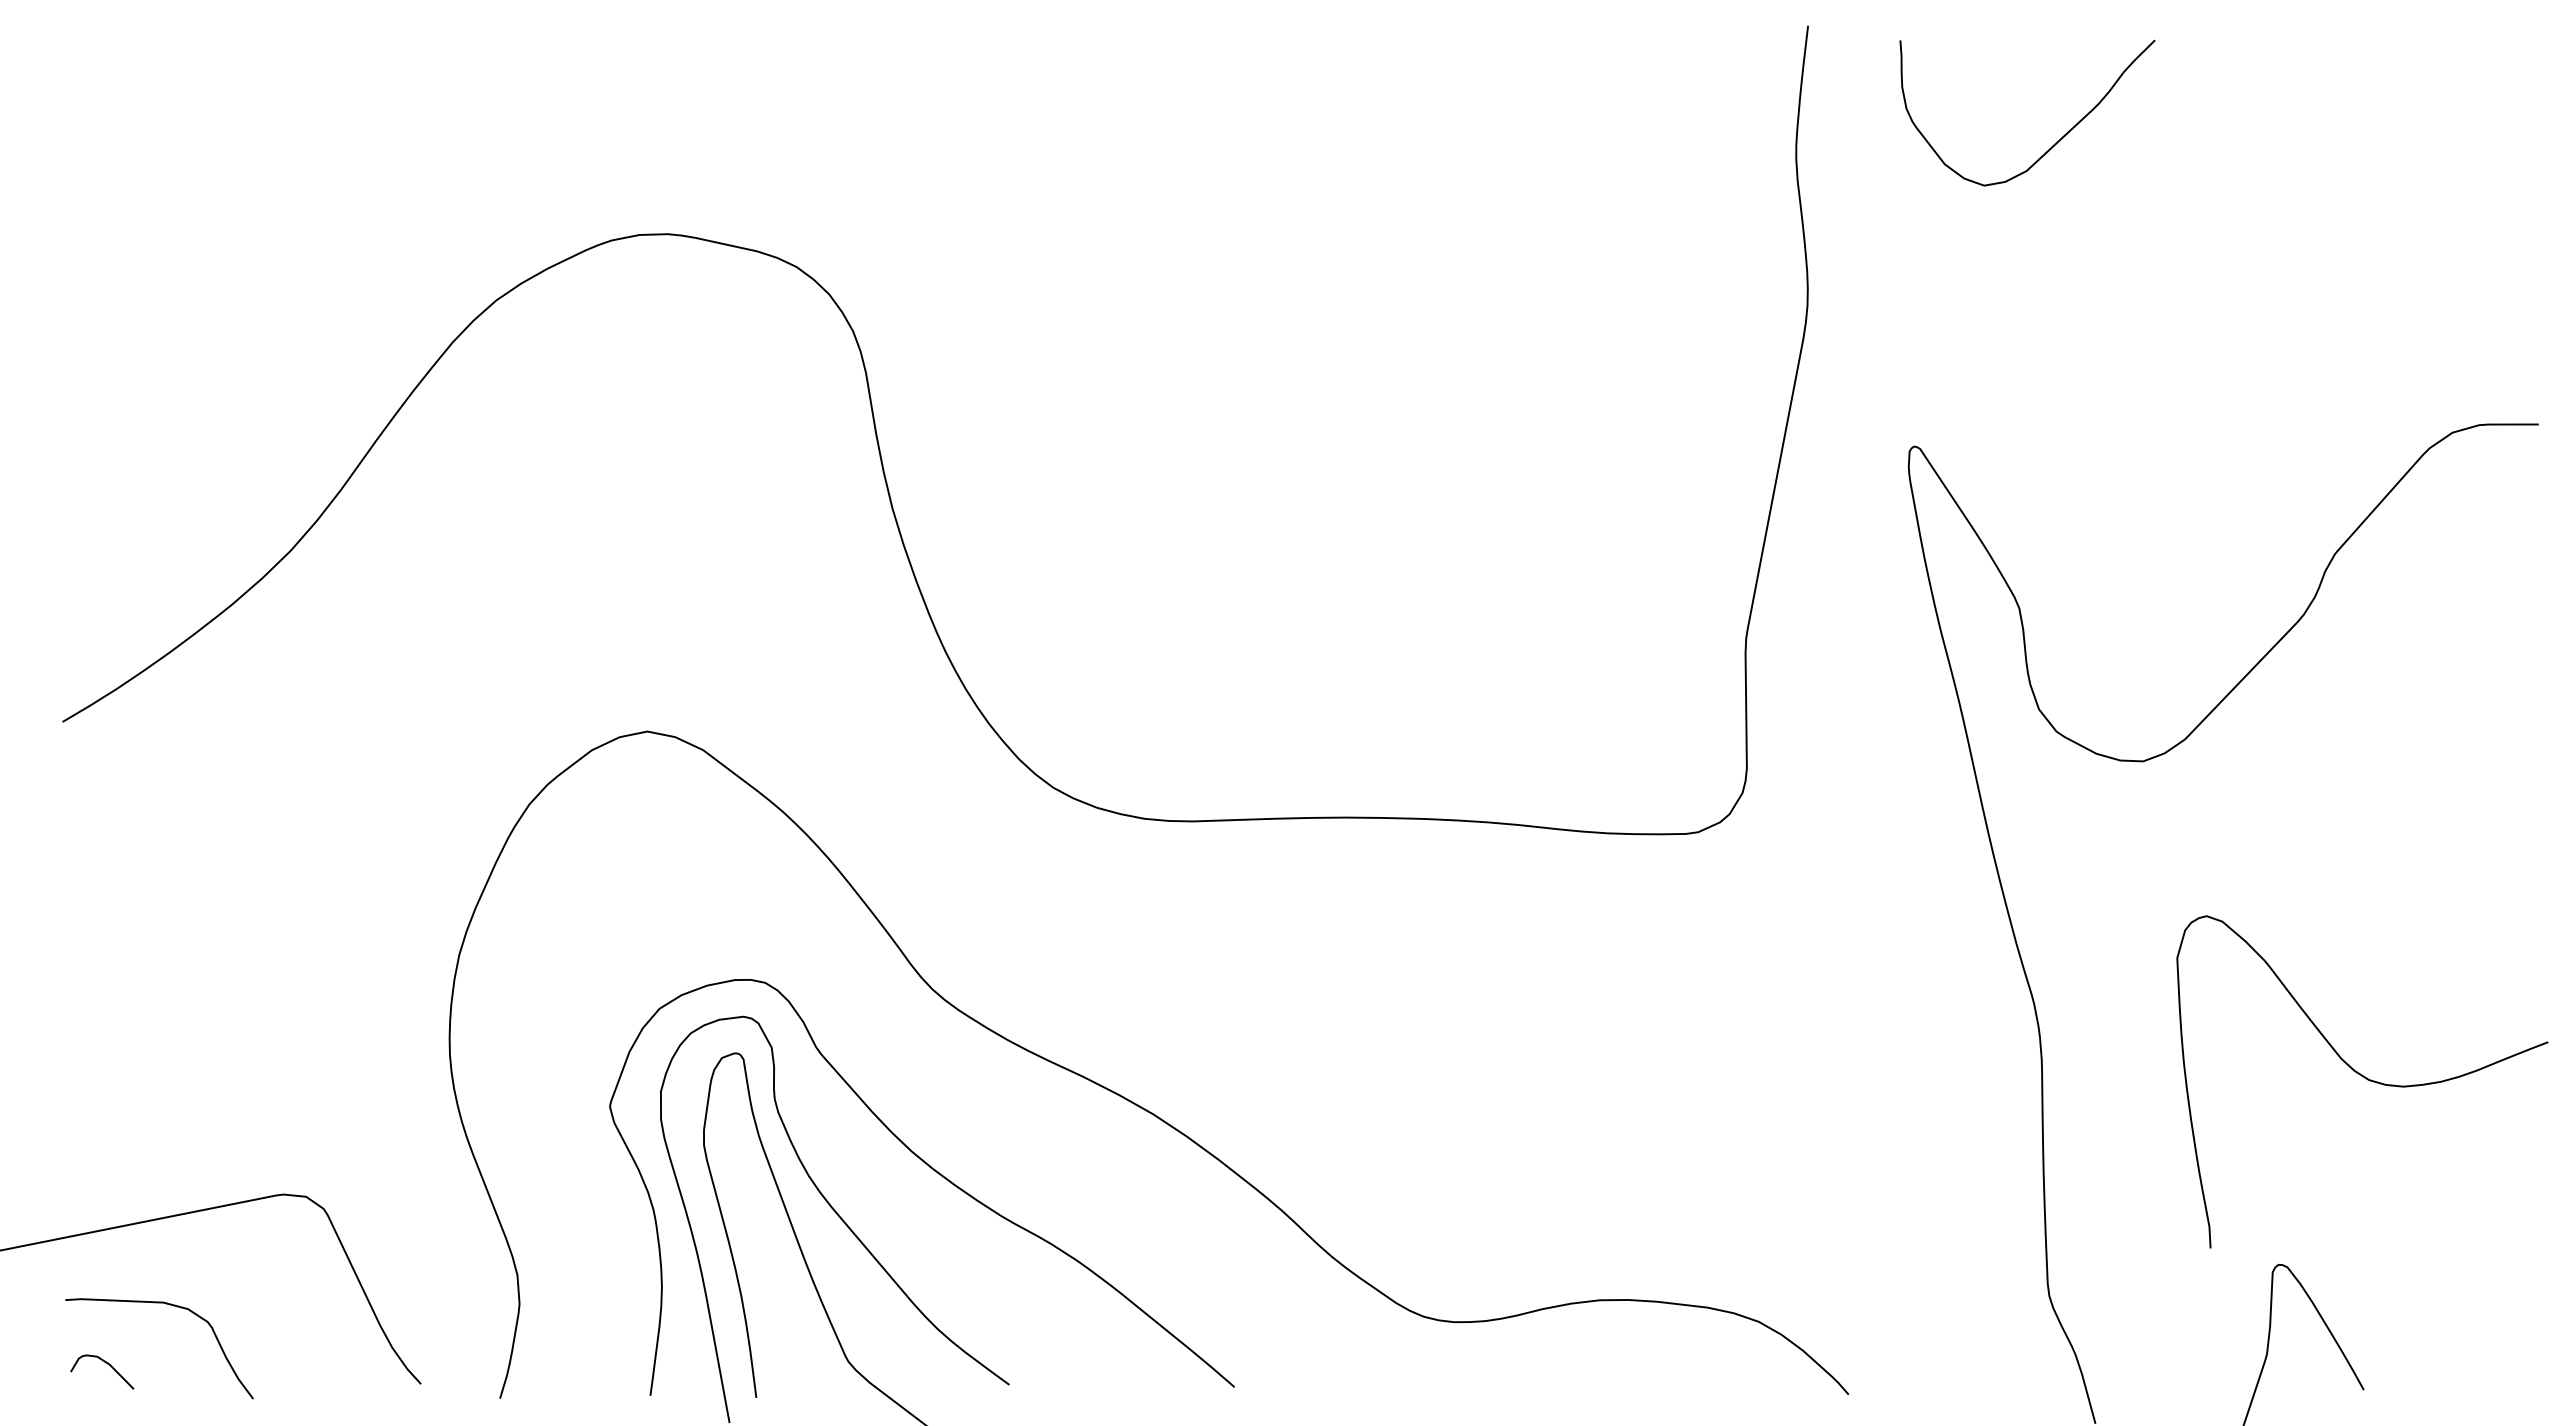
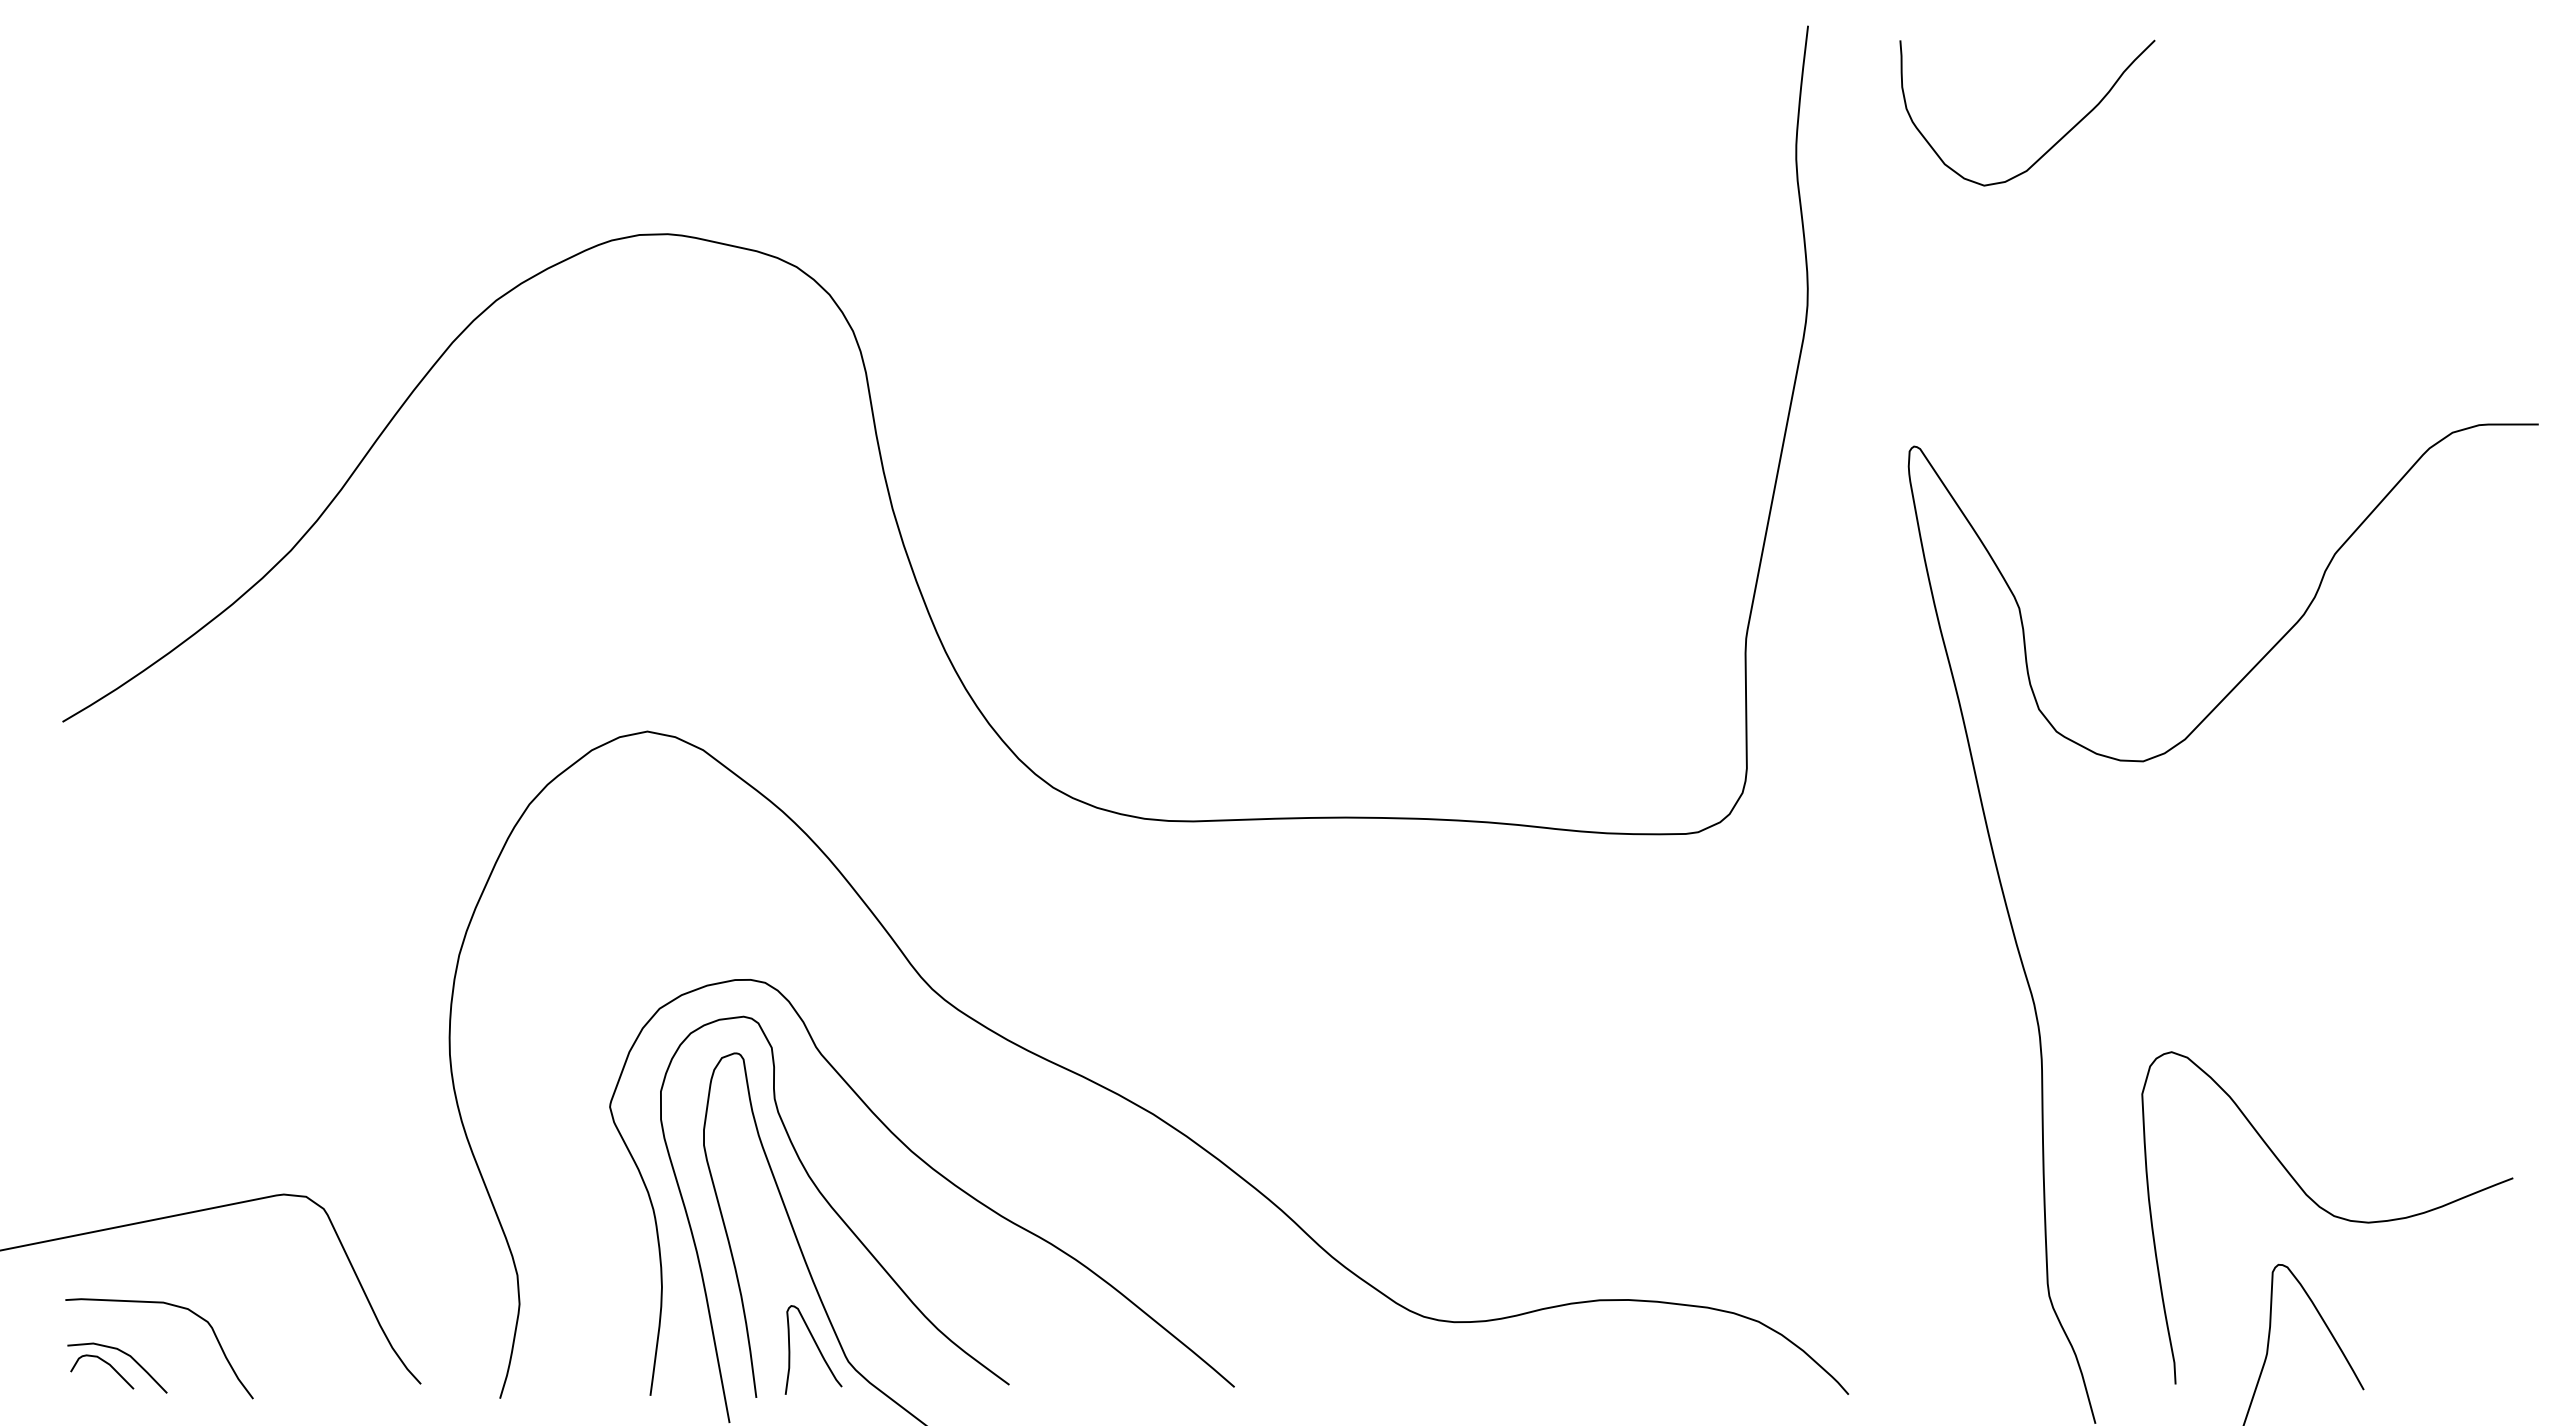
curve position: (2364, 1078) -> (2329, 1214) (2329, 1214)
curve: none -> present (817, 1348)
curve: none -> present (123, 1353)
